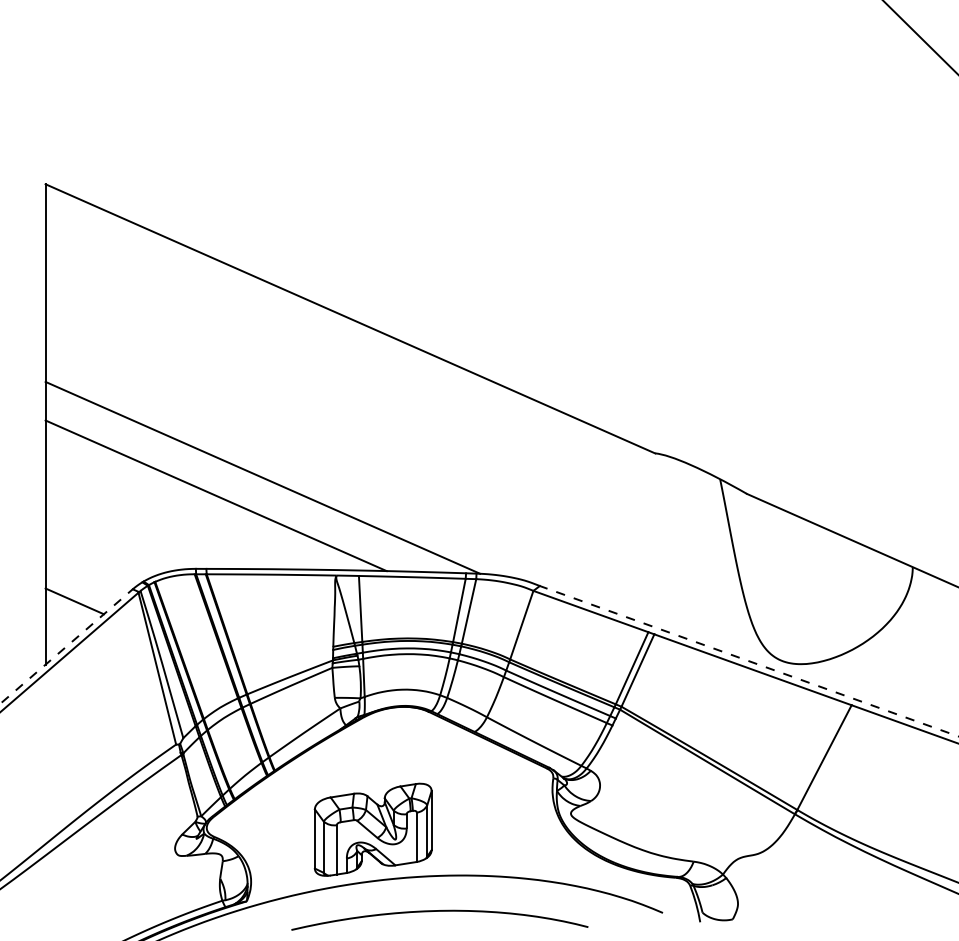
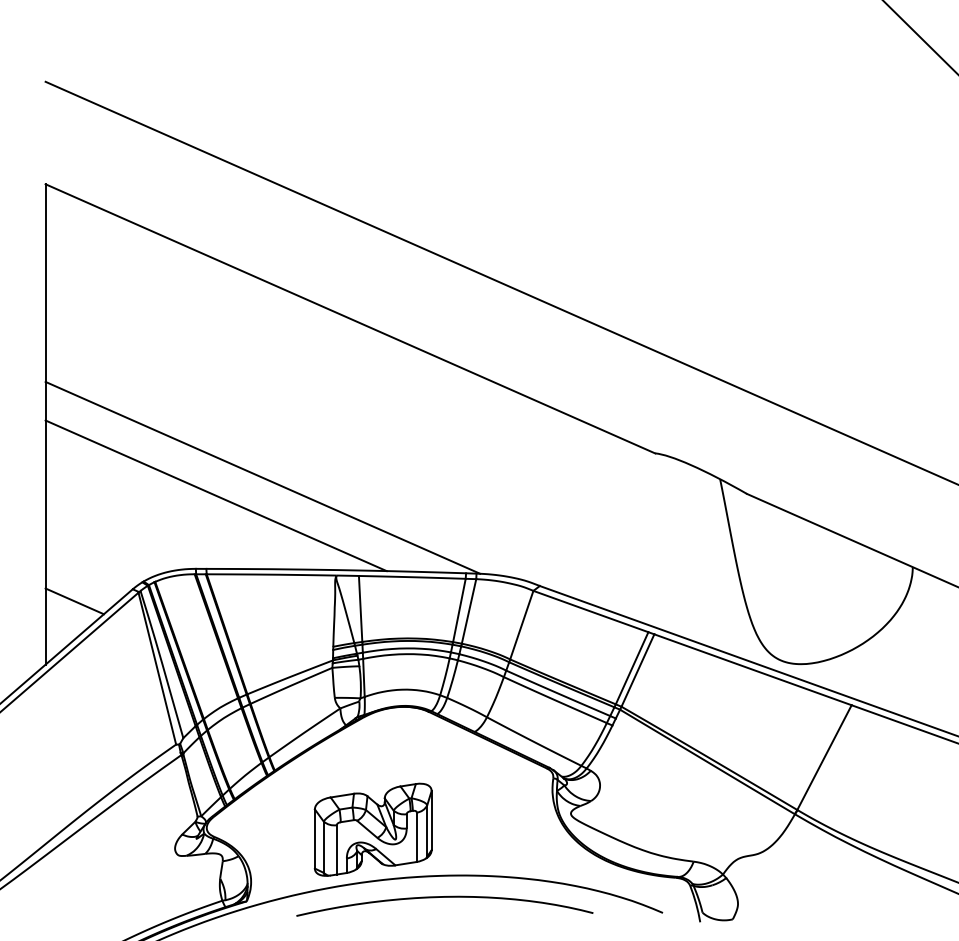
line: none -> present (500, 282)
line: dashed -> solid (67, 646)
line: dashed -> solid (748, 661)
curve position: (439, 911) -> (444, 897) (444, 897)
